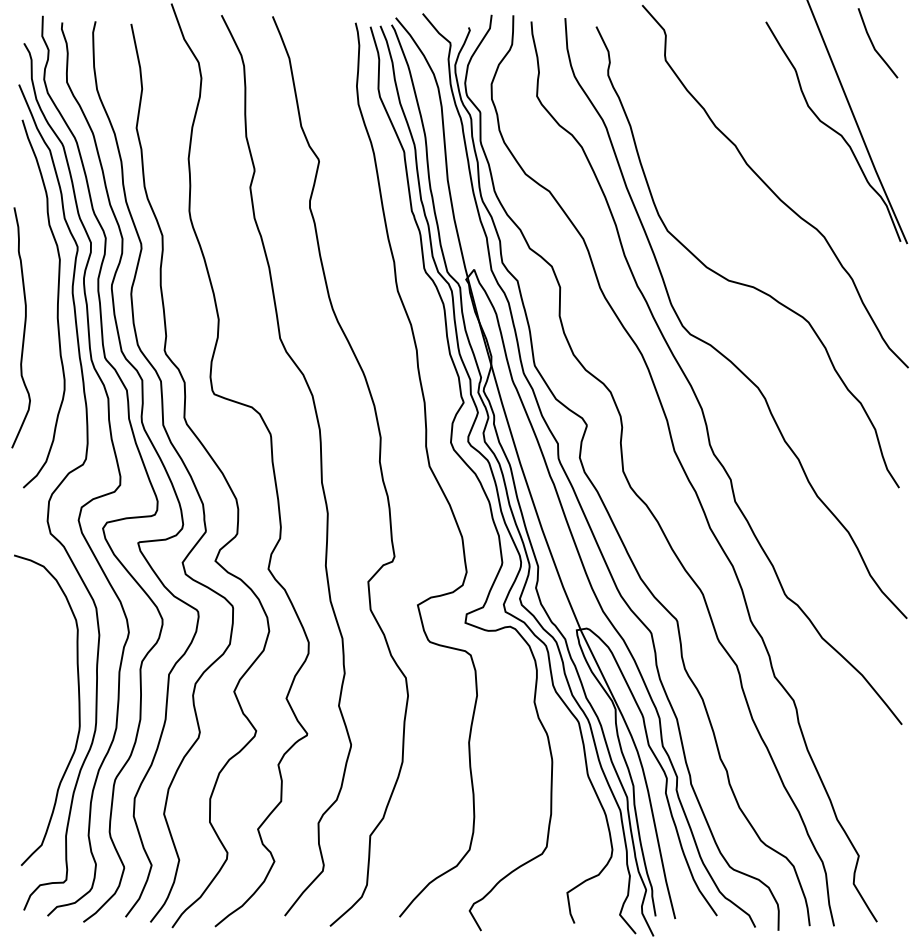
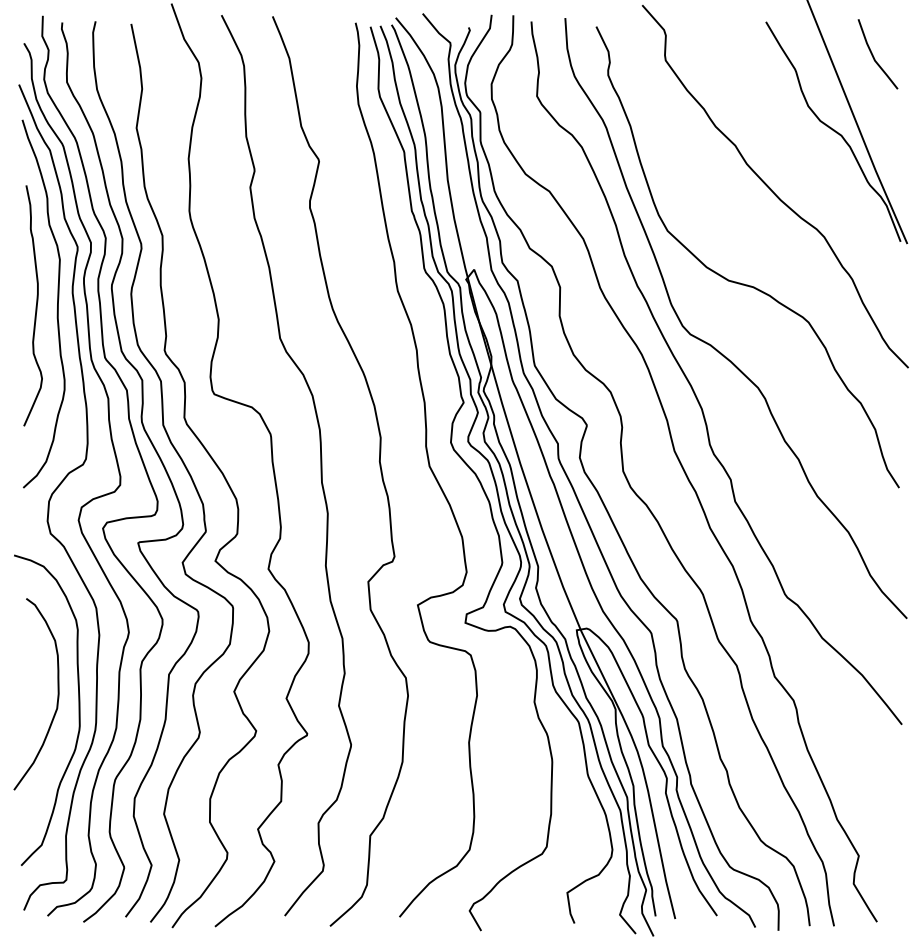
line position: (874, 45) -> (874, 56) (874, 56)
curve position: (23, 328) -> (35, 306) (35, 306)
curve: none -> present (57, 694)
